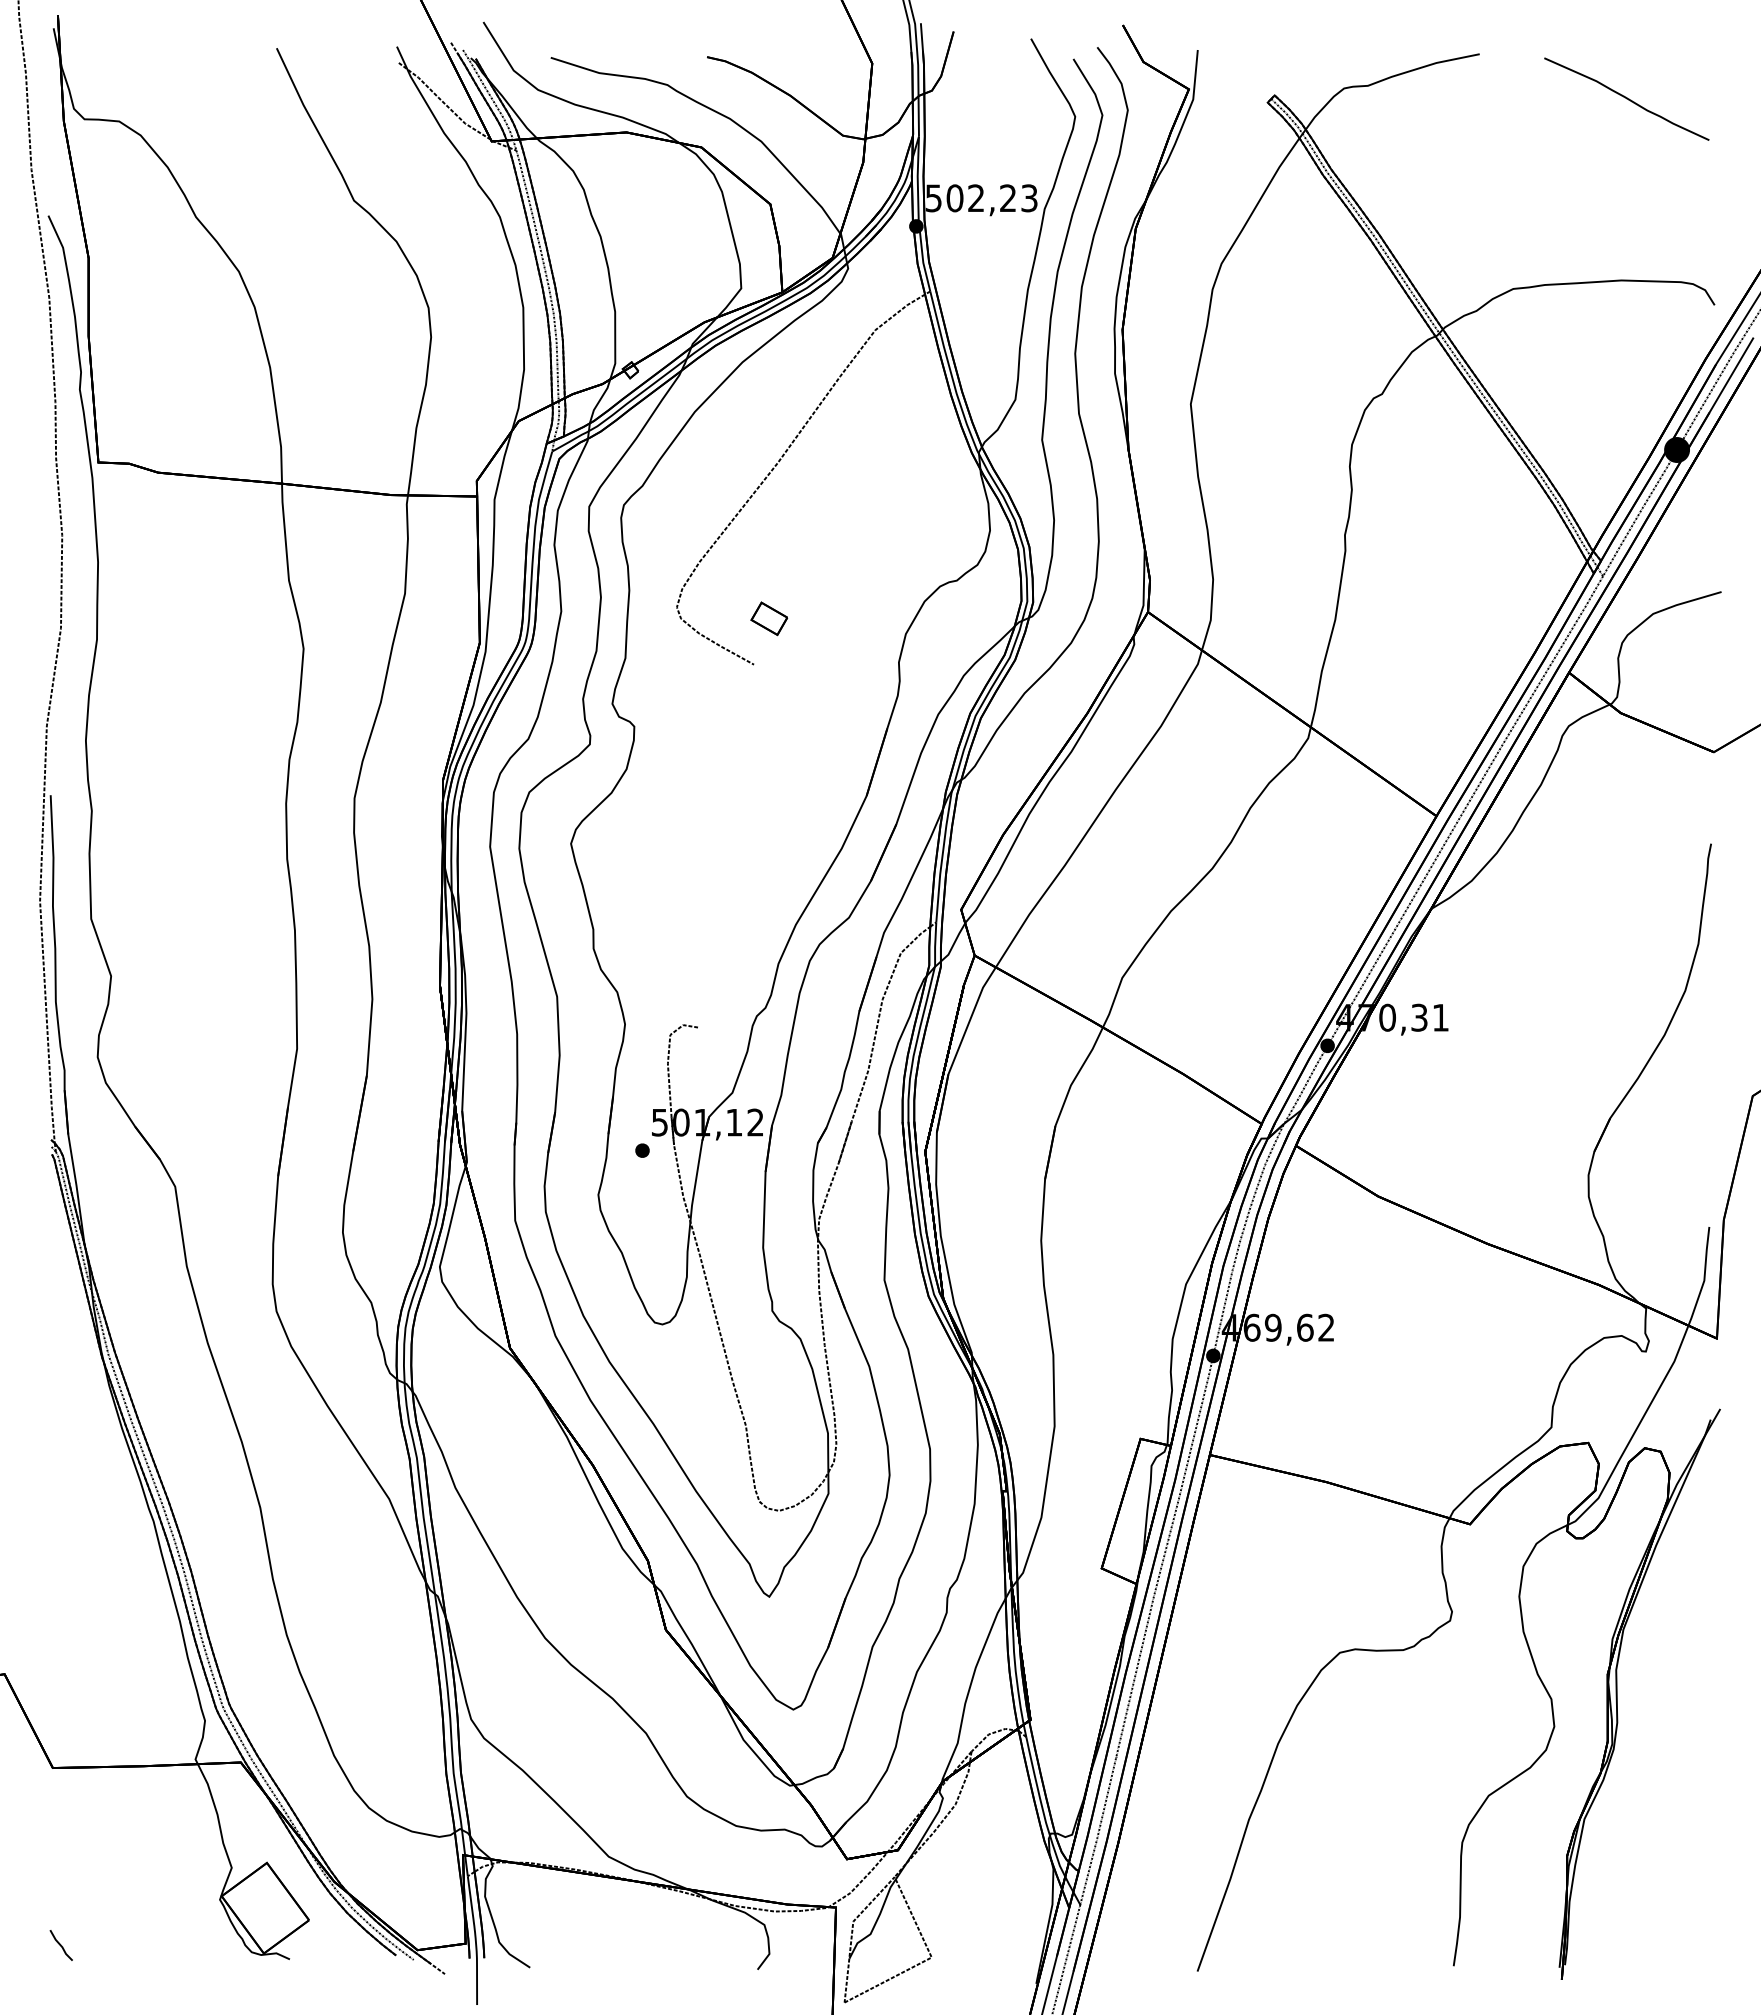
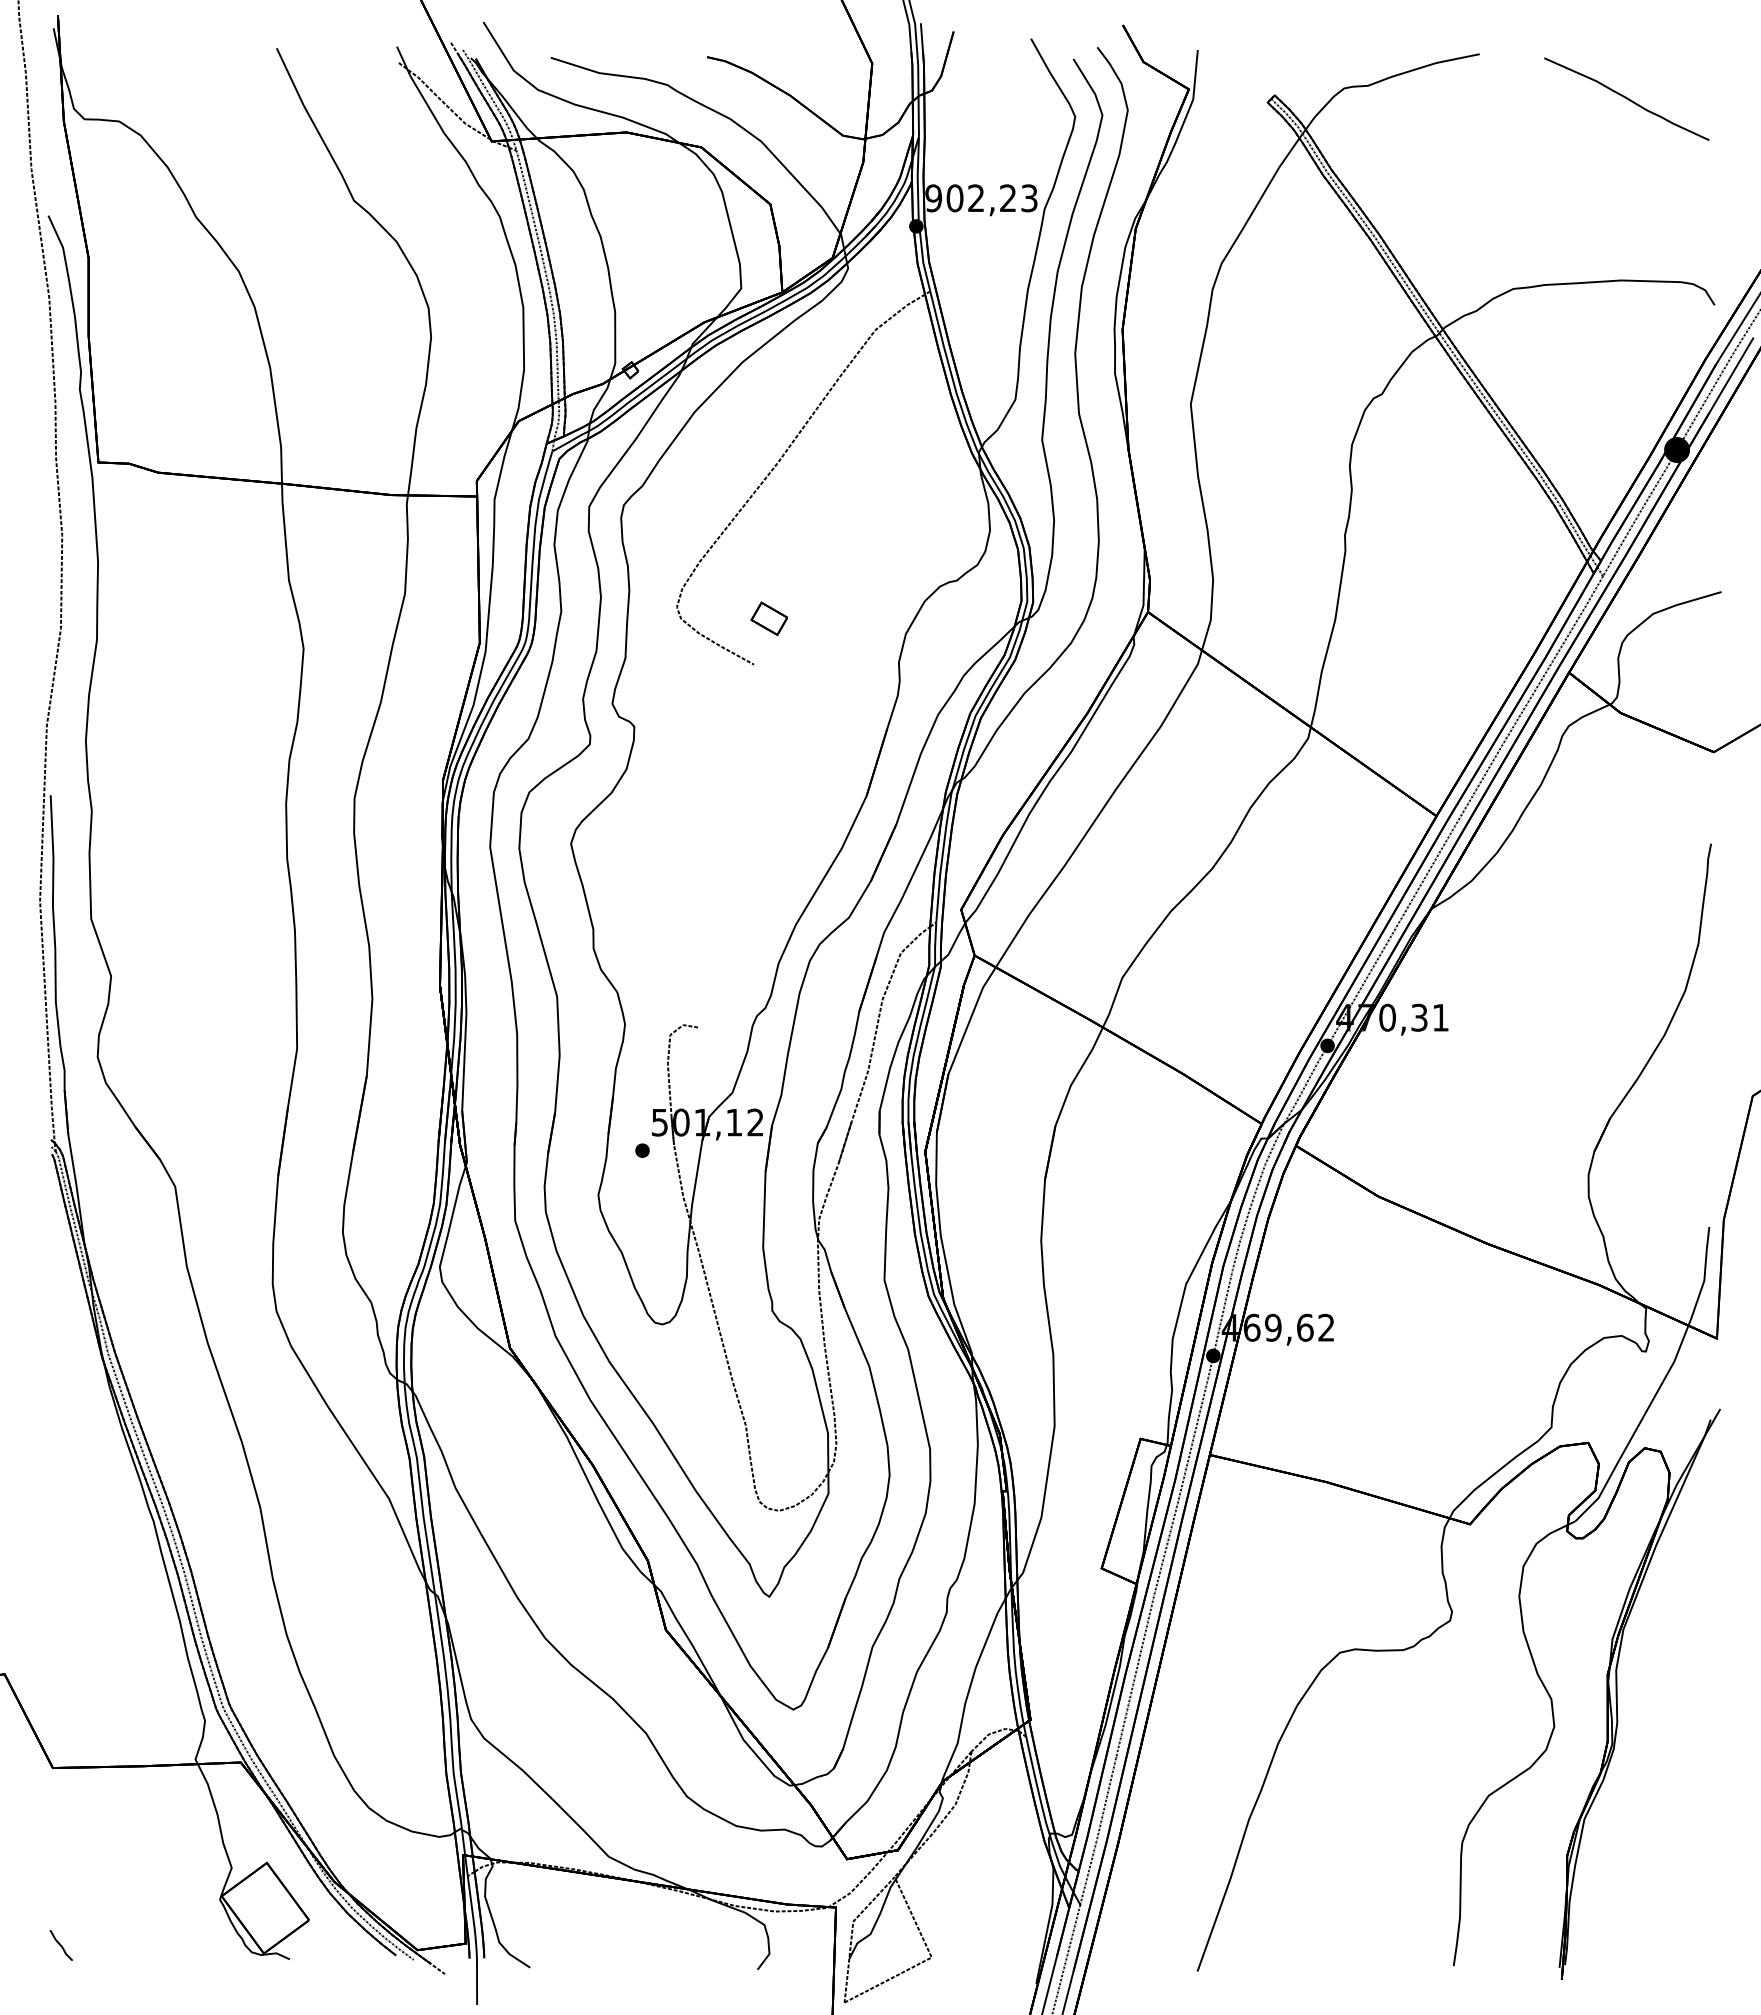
text: 502,23 -> 902,23 (933, 198)
